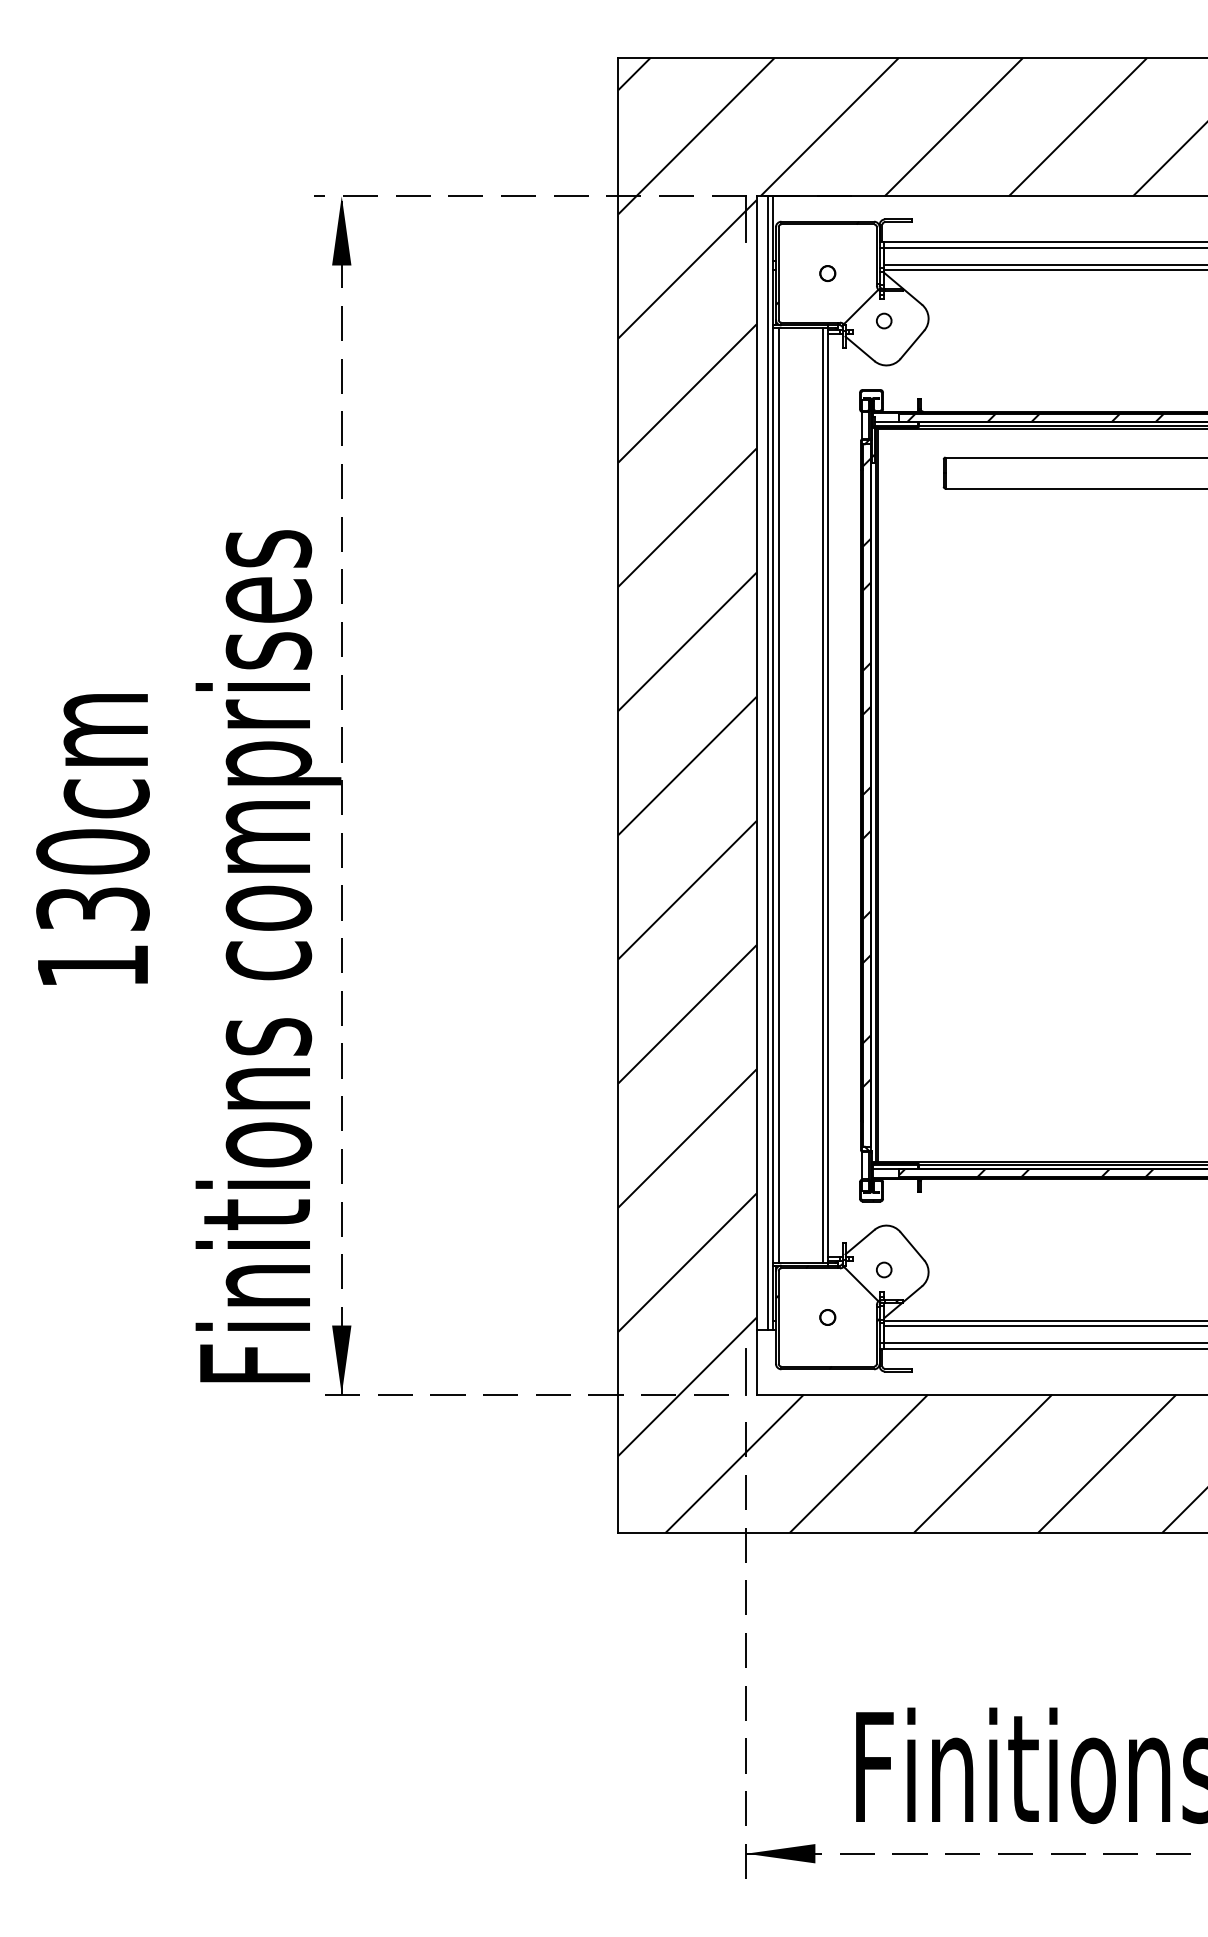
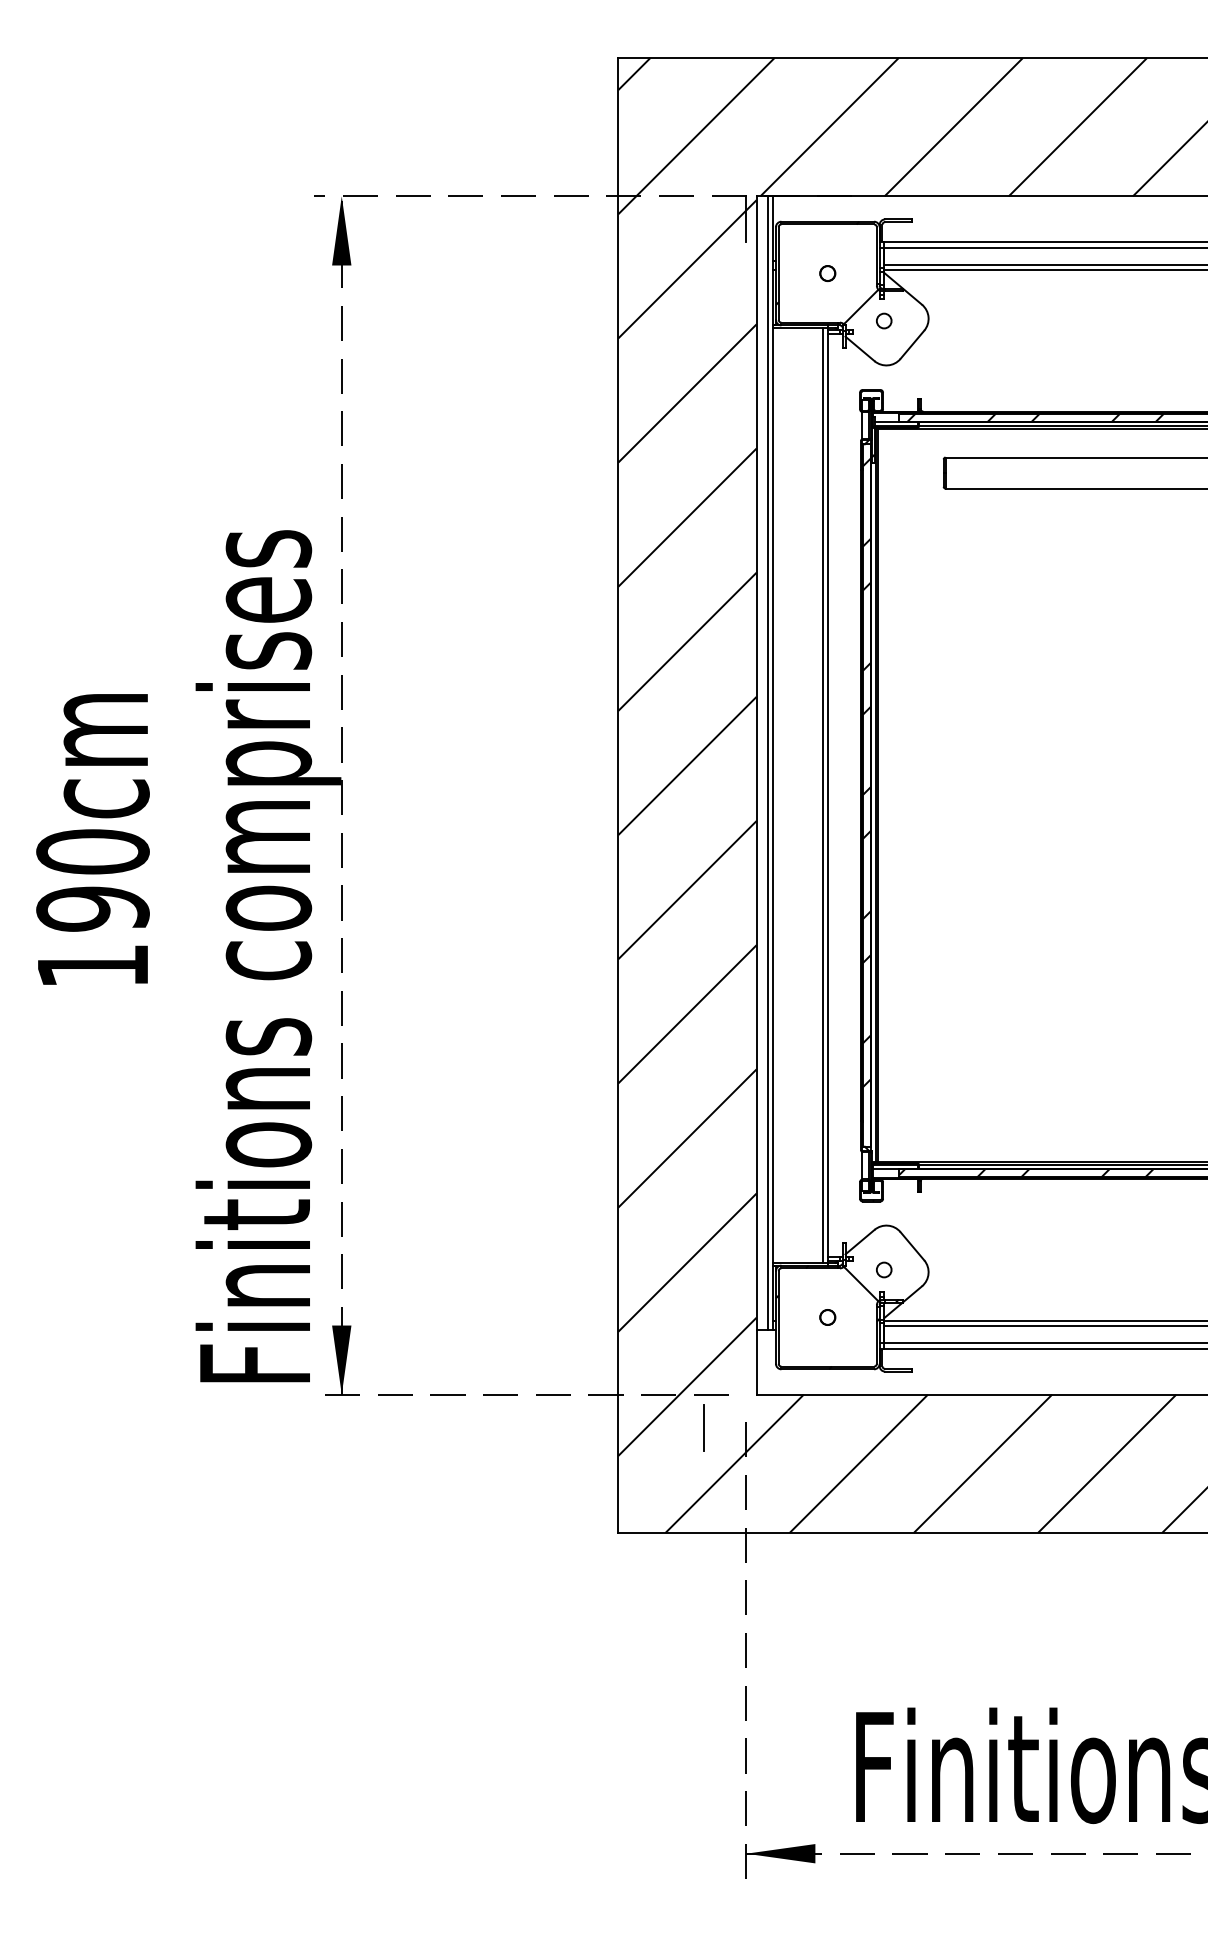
line: present -> none (778, 795)
text: 130cm -> 190cm (92, 908)
line position: (745, 1371) -> (703, 1427) (703, 1427)
